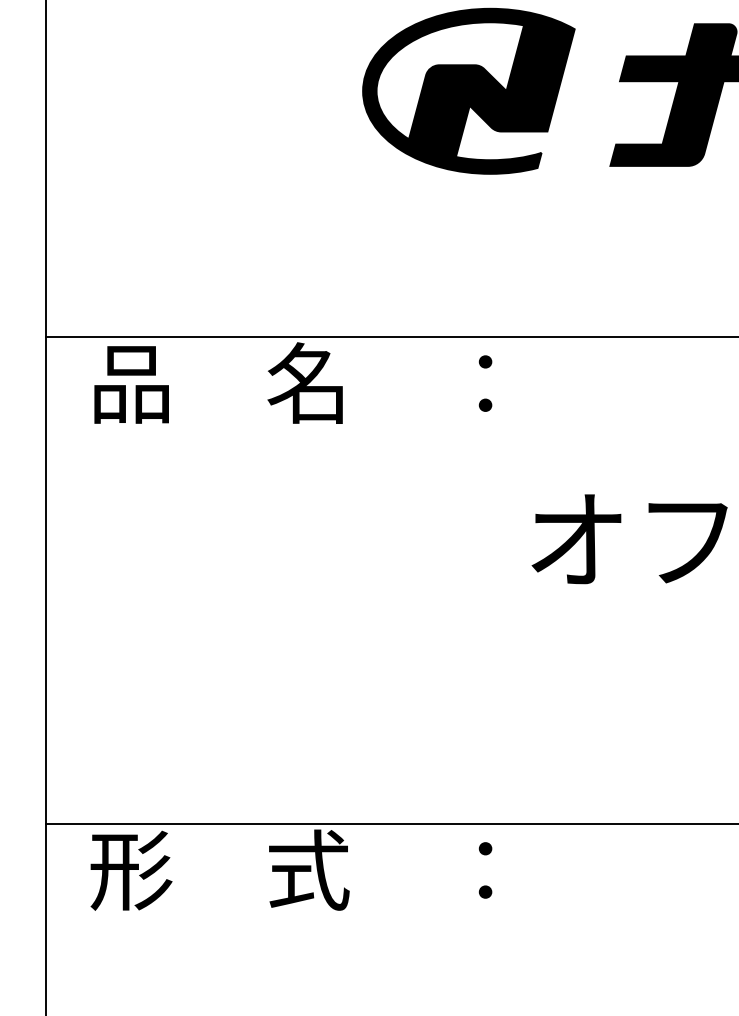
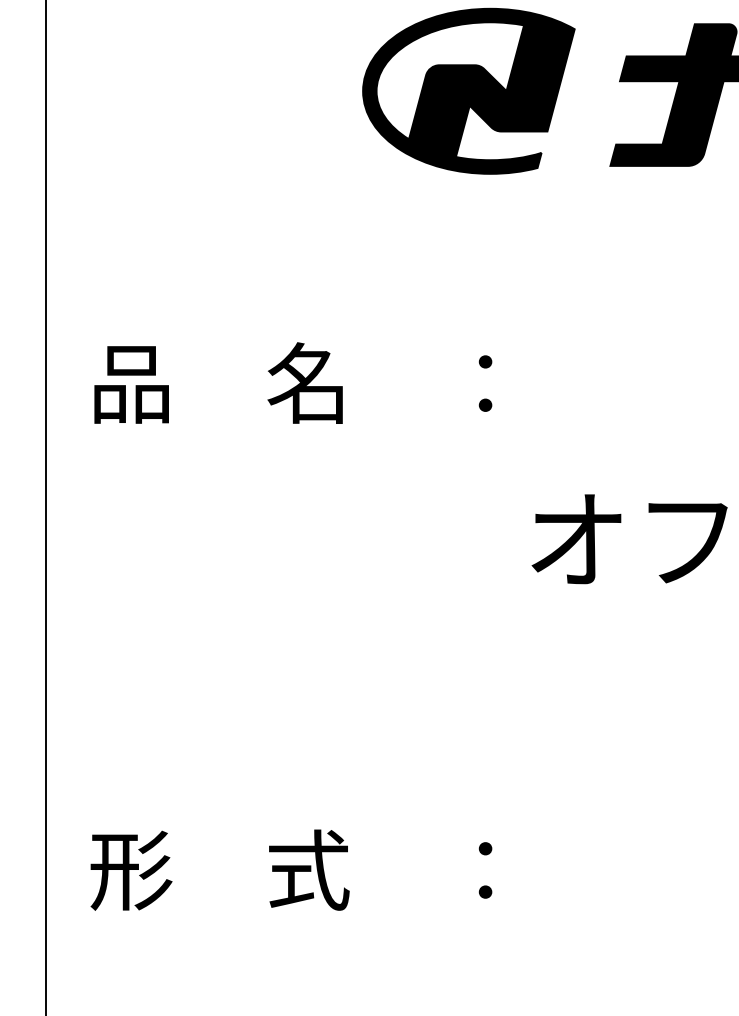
line: present -> none (390, 336)
line: present -> none (390, 823)
